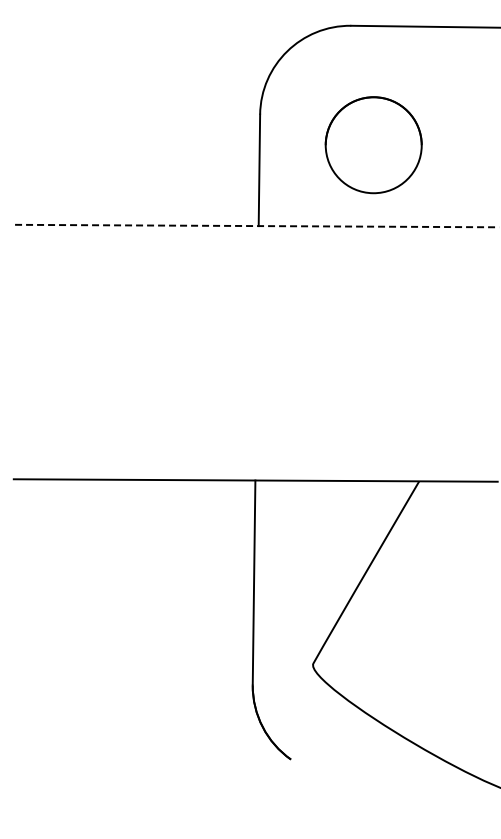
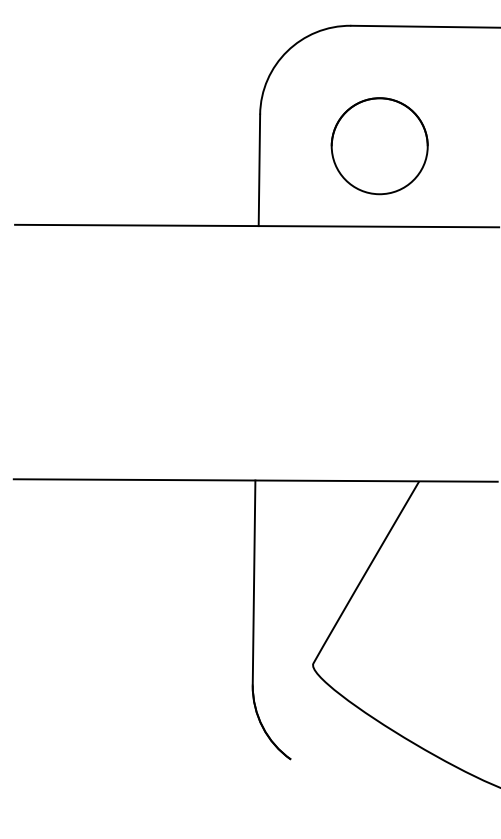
part position: (373, 145) -> (379, 146) (379, 146)
line: dashed -> solid (257, 226)
